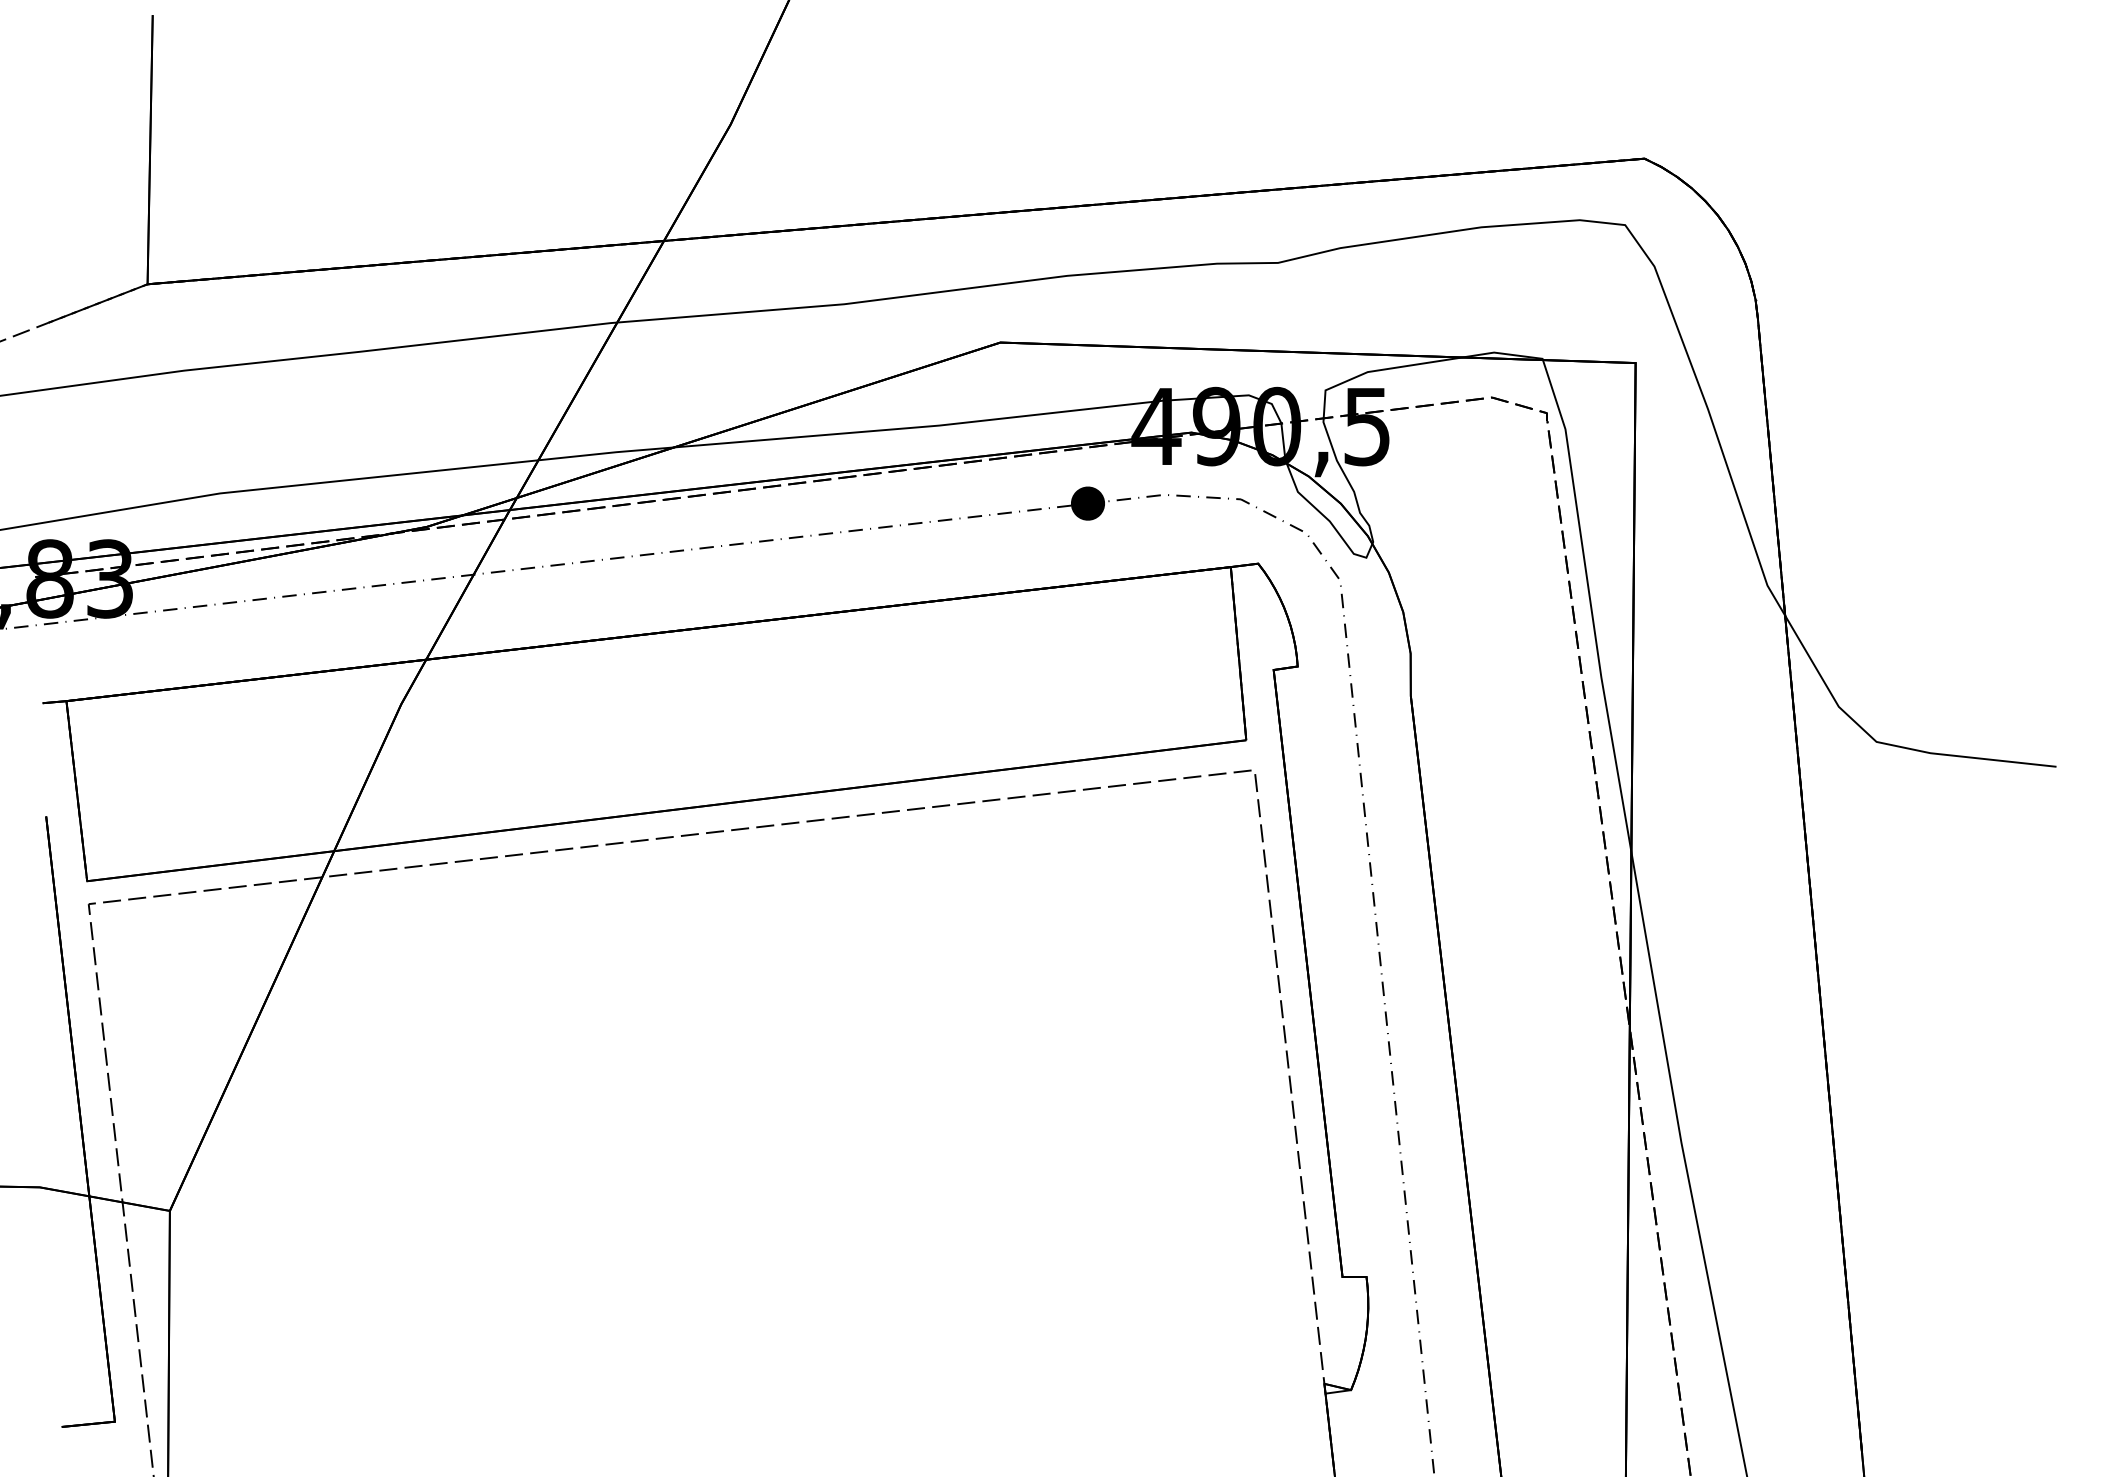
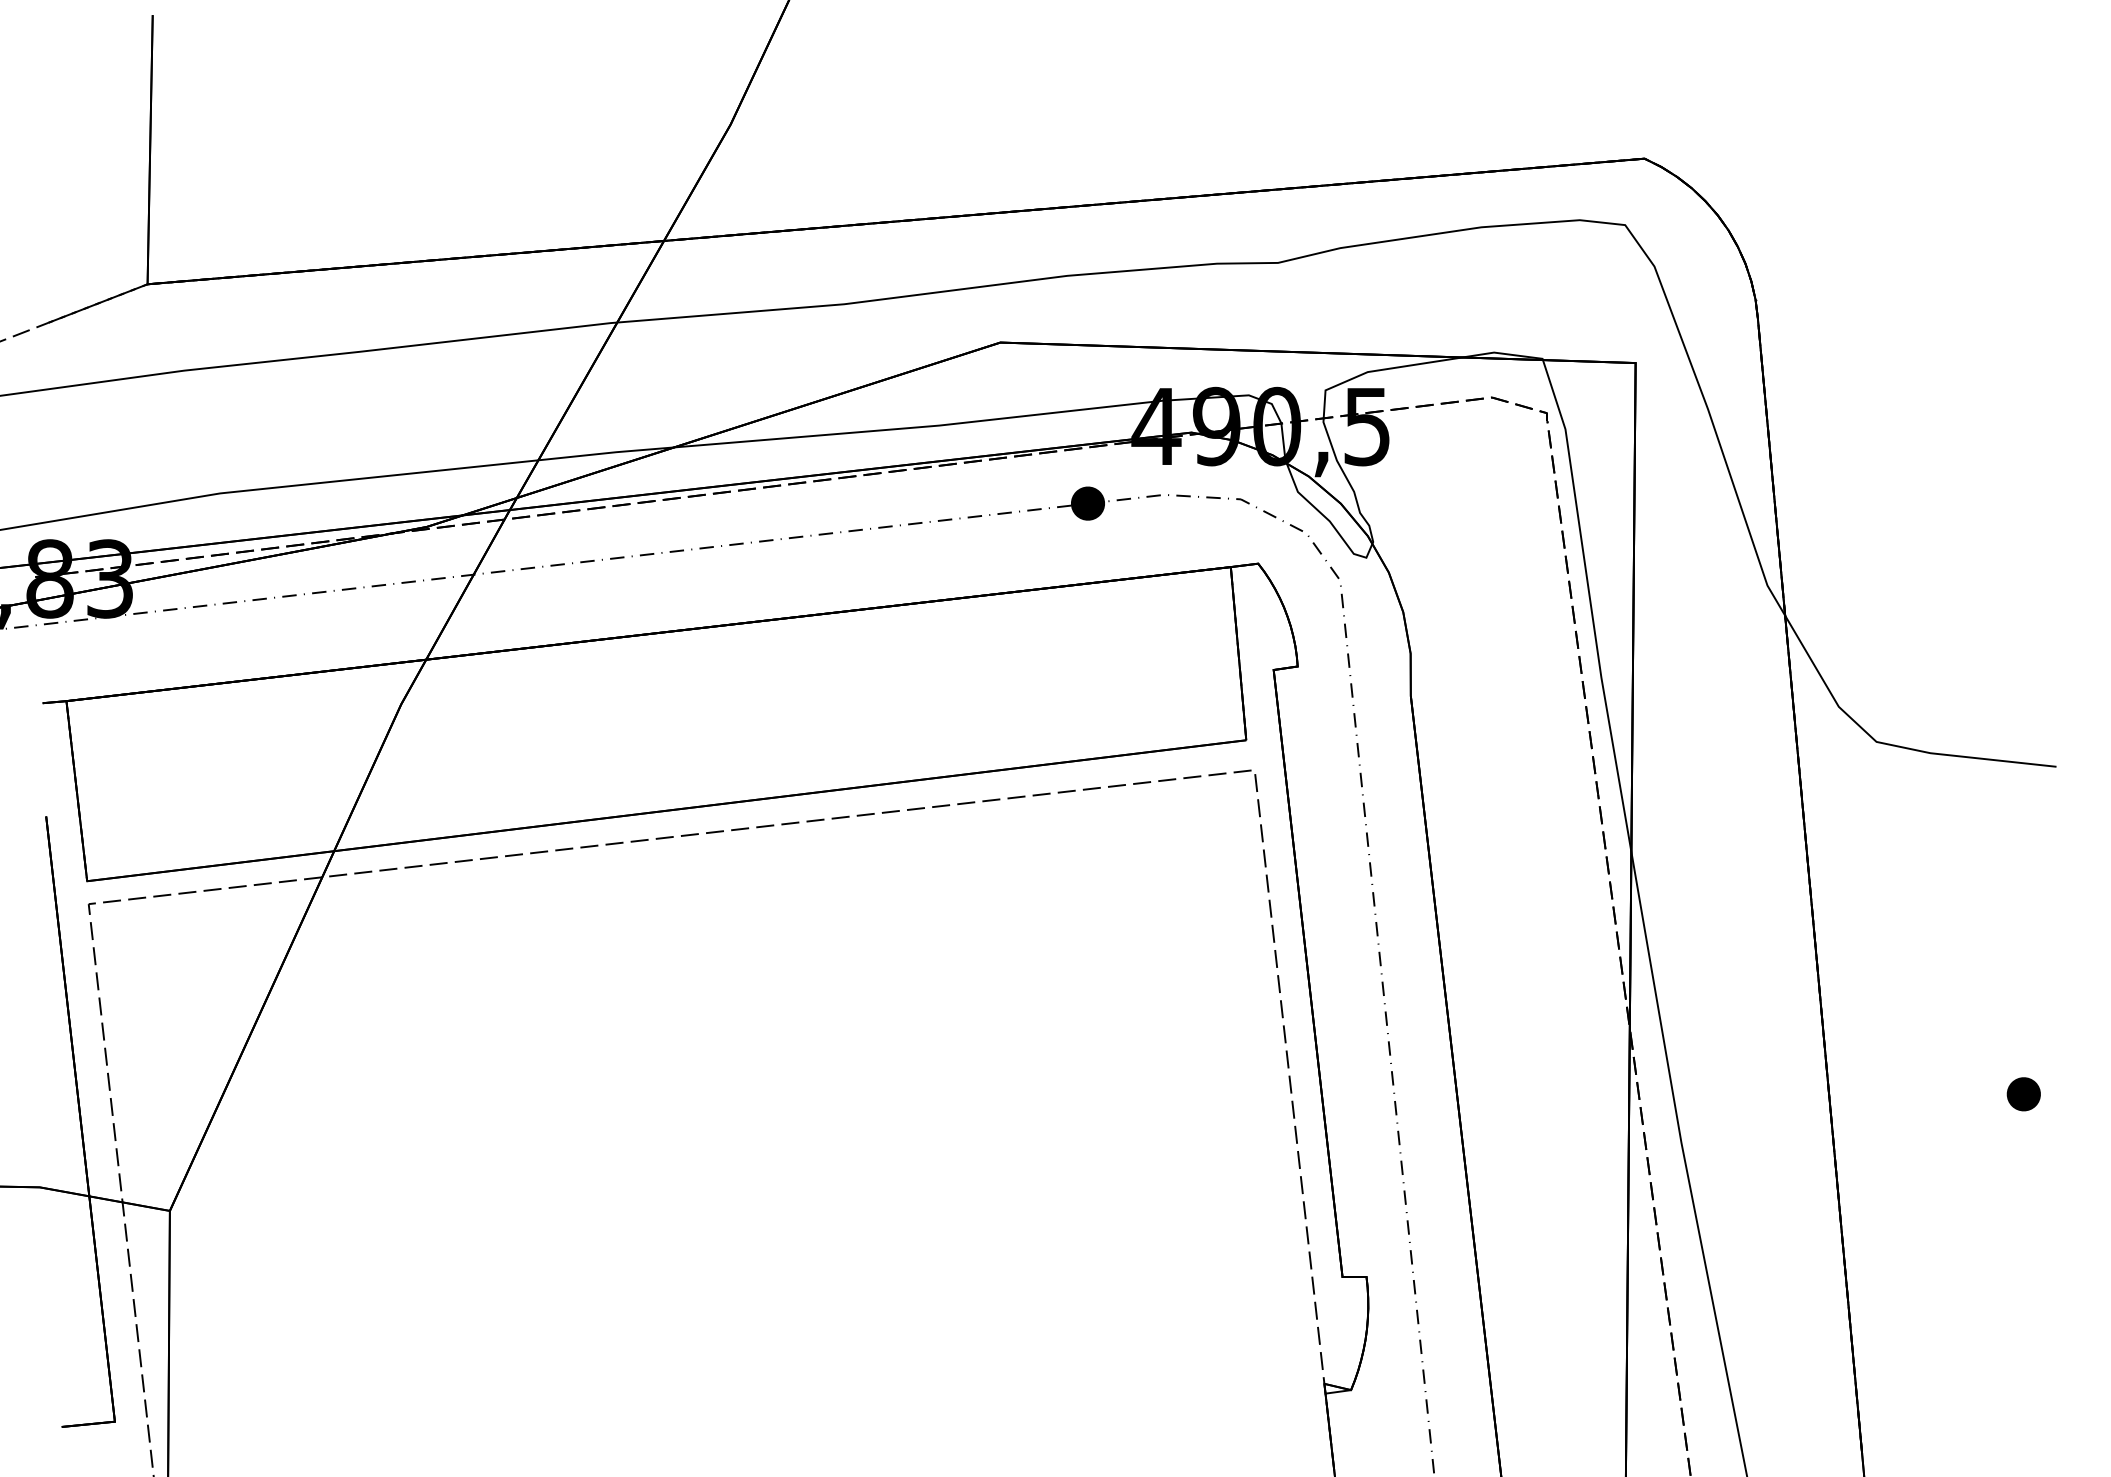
part: none -> present (2023, 1094)
